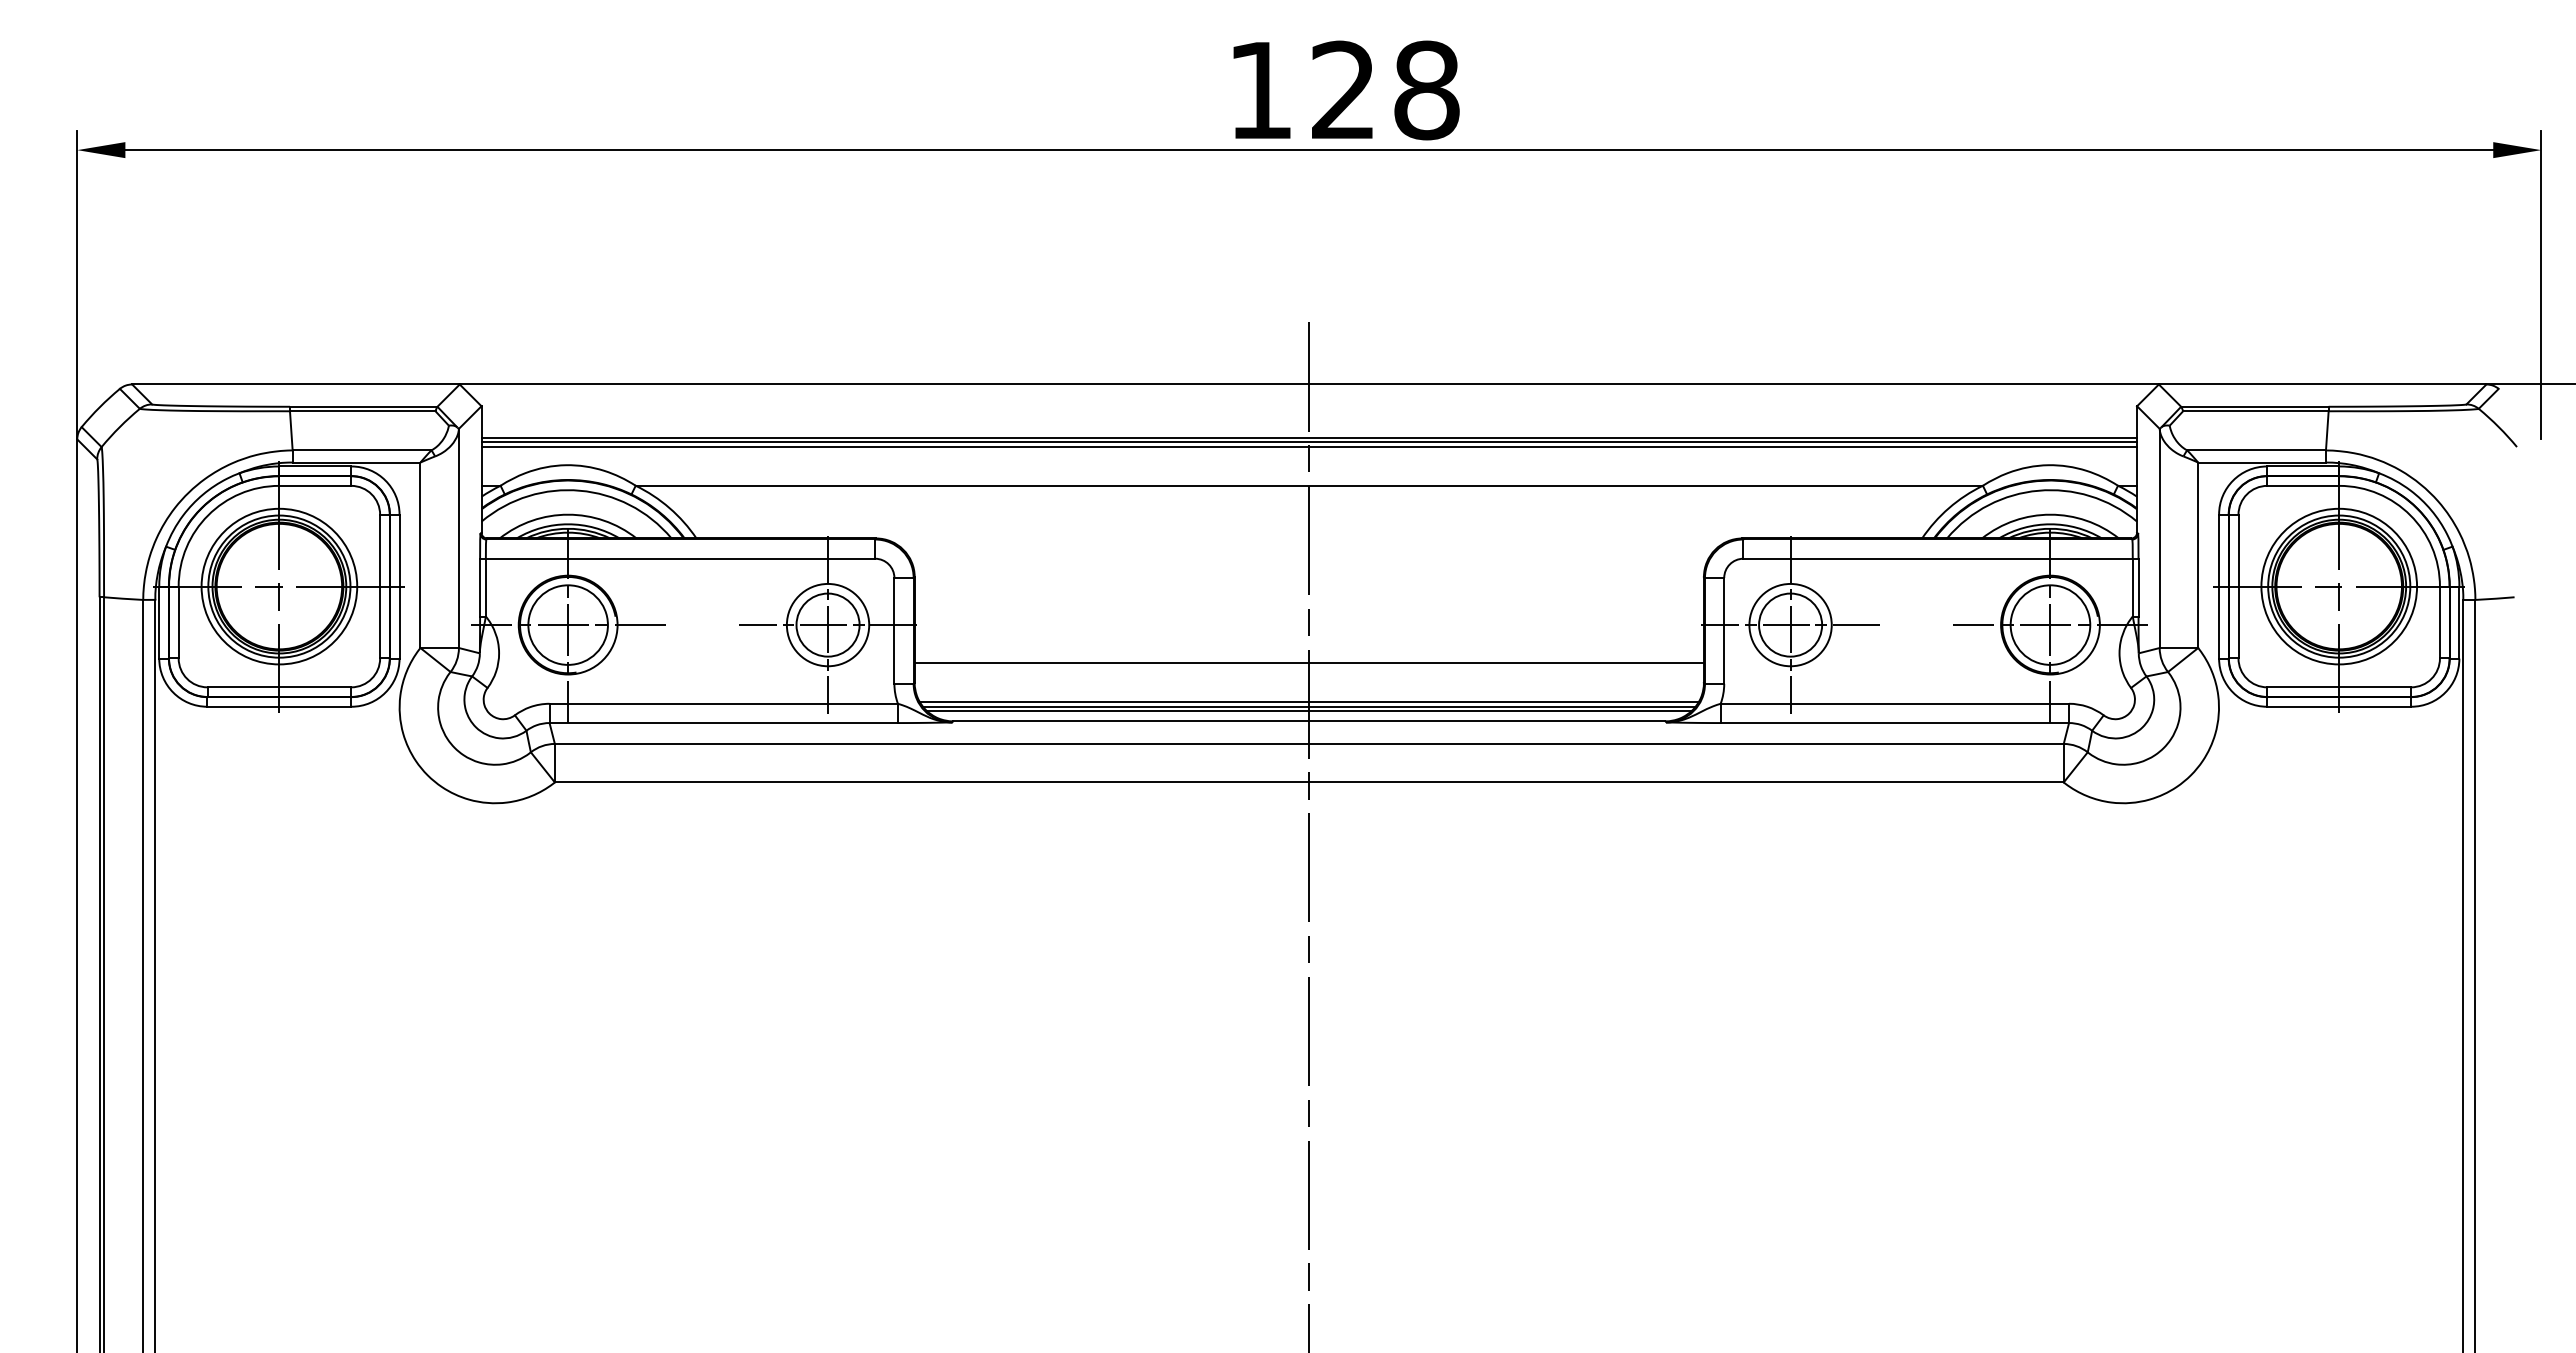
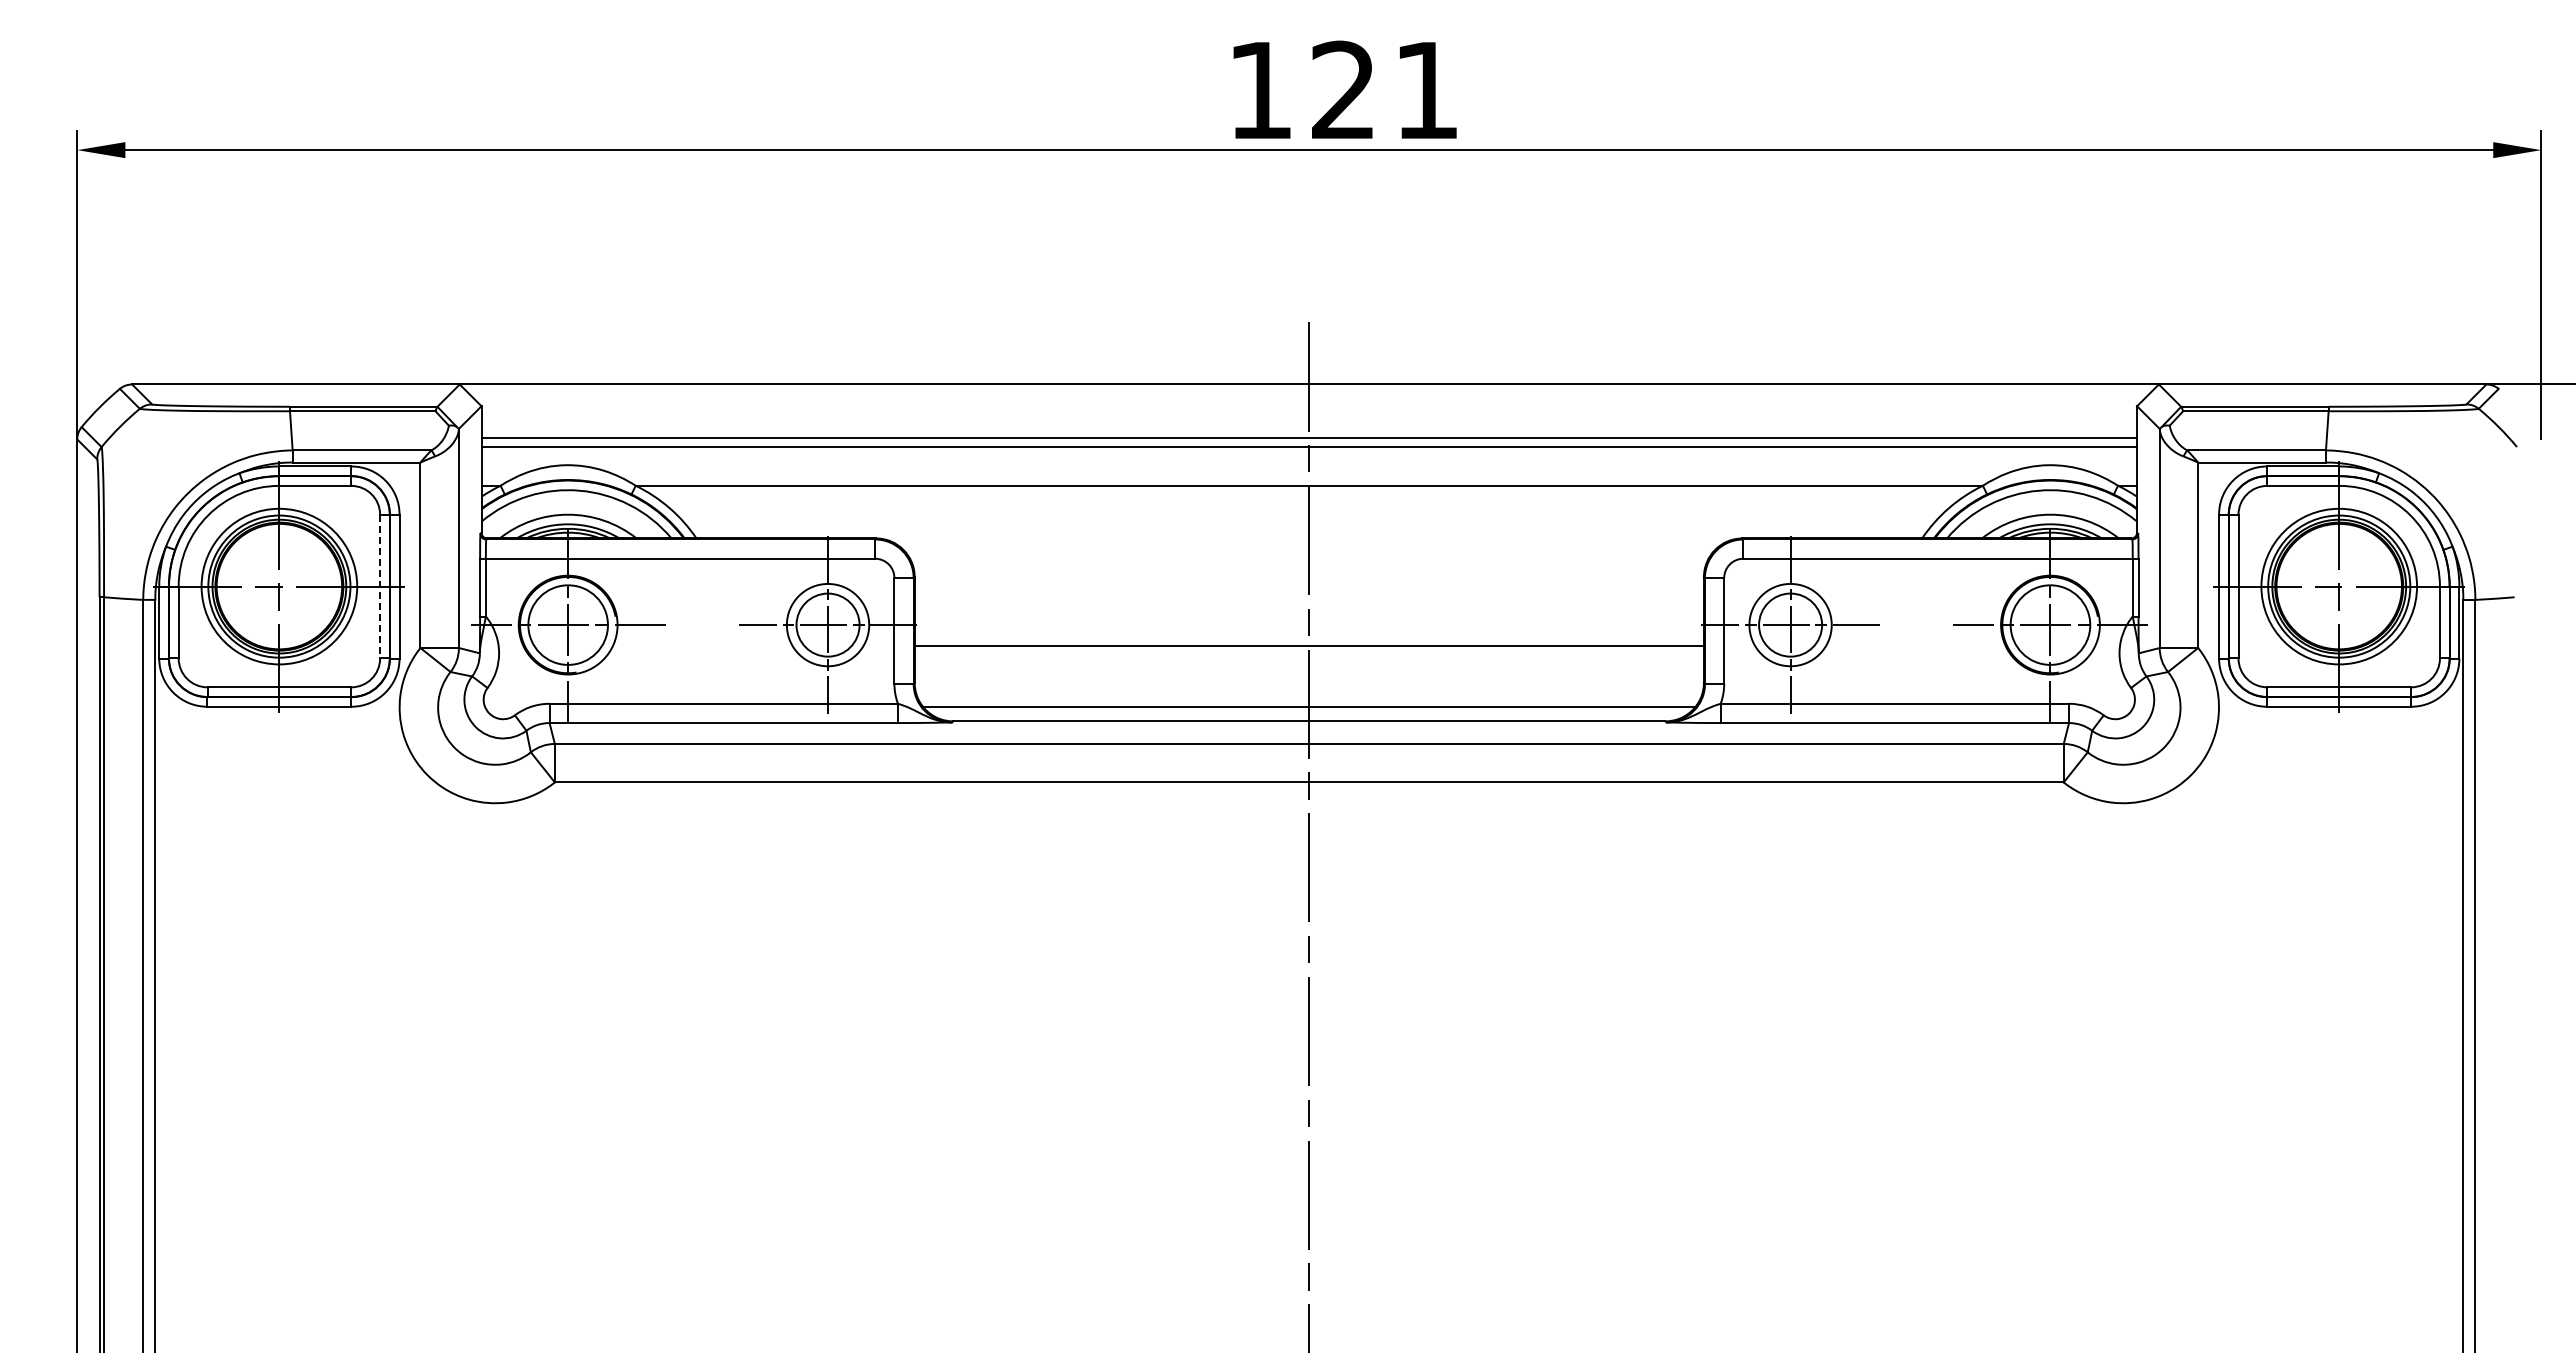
text: 128 -> 121 (1426, 90)
line: present -> none (1309, 442)
line: solid -> dashed (380, 586)
line position: (1308, 663) -> (1308, 646) (1308, 646)
line: present -> none (1308, 701)
line: present -> none (1309, 710)
